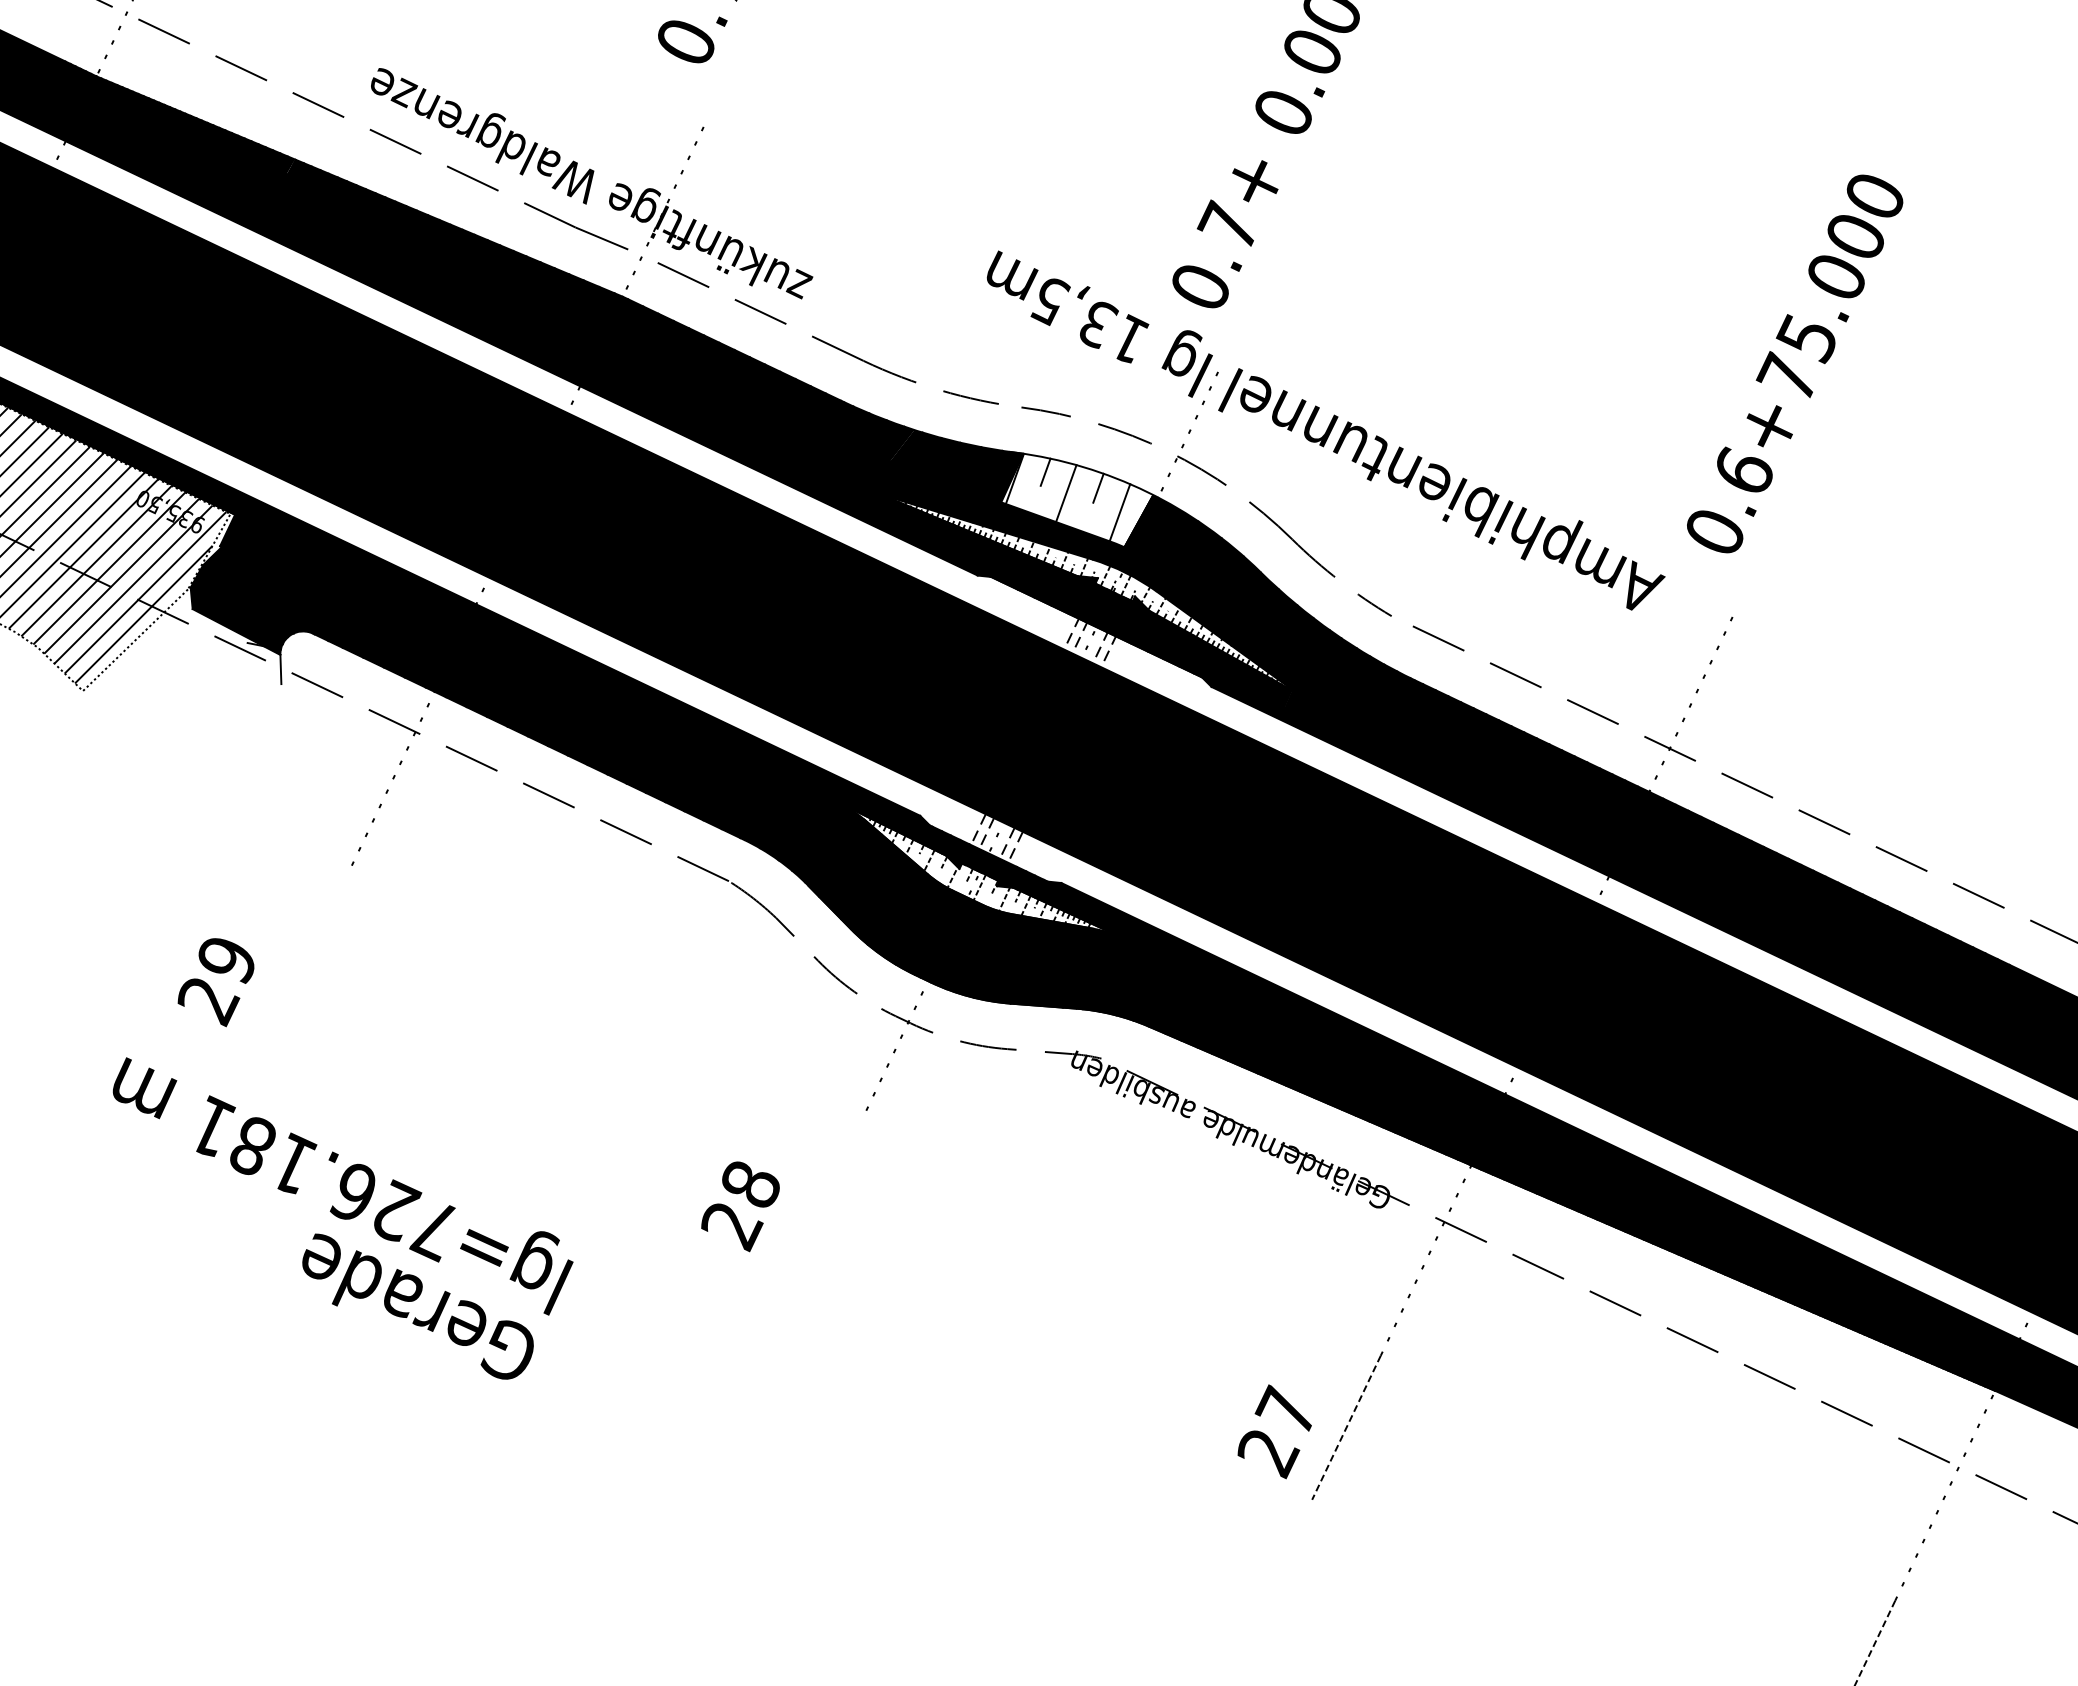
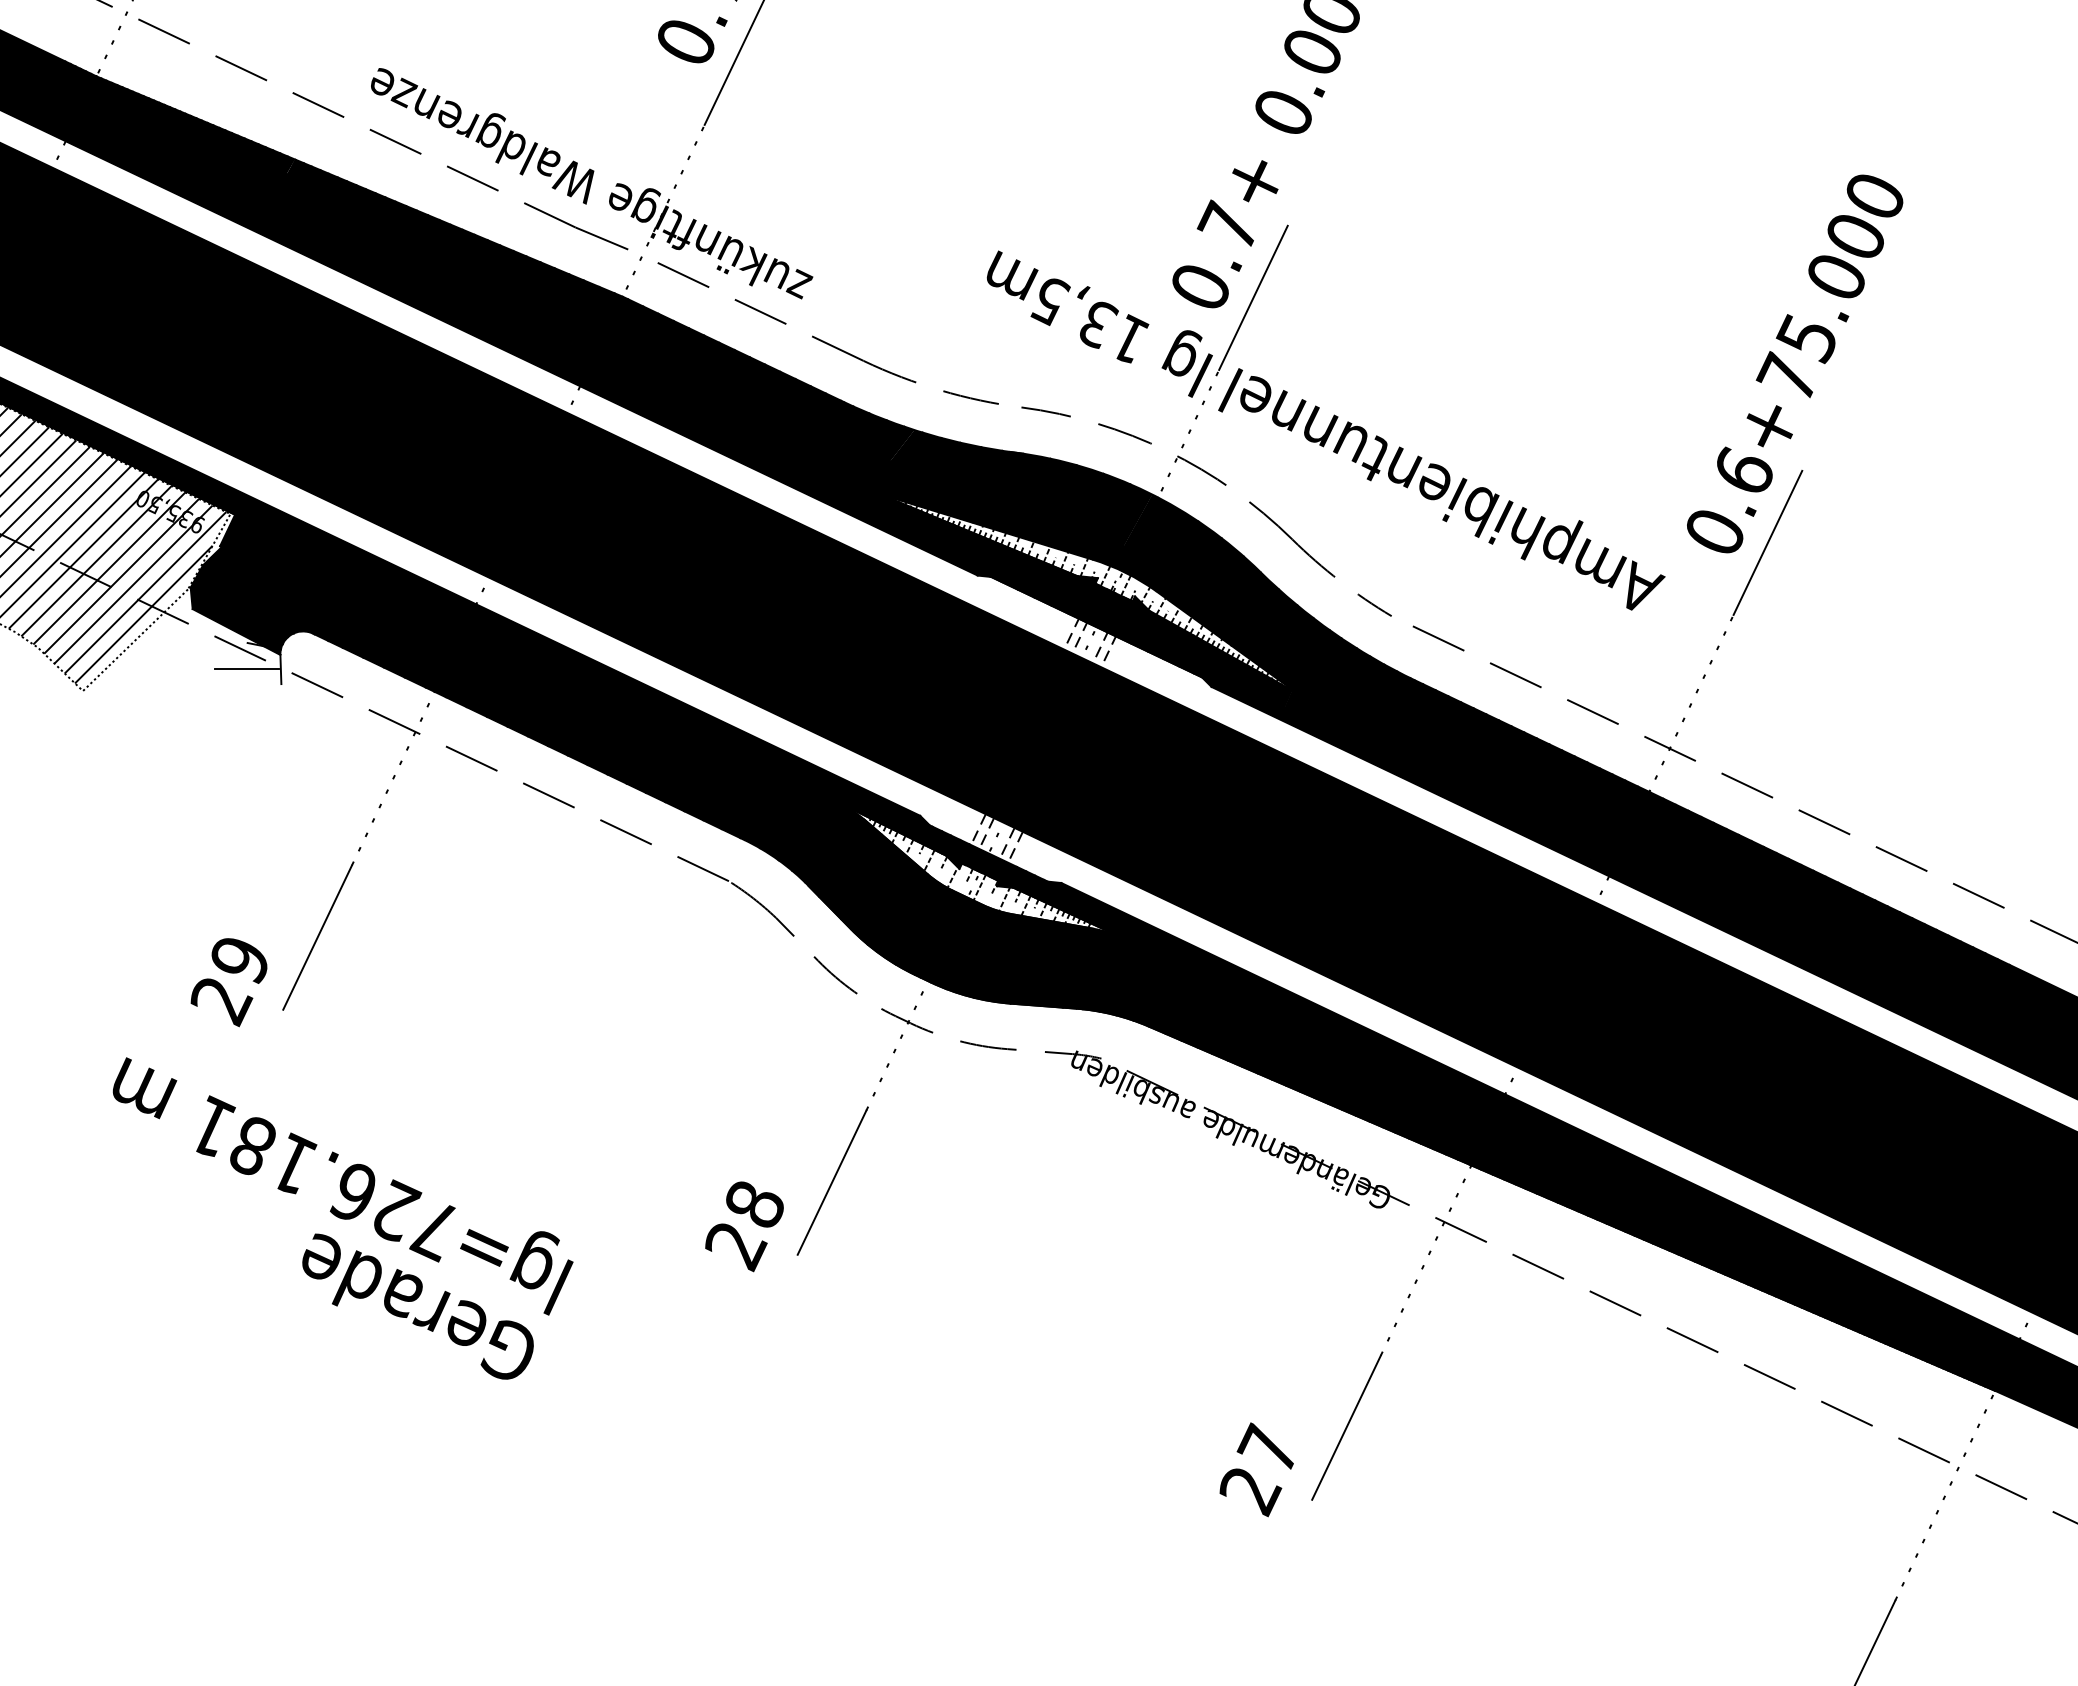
line: none -> present (733, 63)
line: none -> present (1253, 297)
fill: none -> present (1076, 499)
line: none -> present (1767, 542)
line: none -> present (247, 668)
line: none -> present (317, 937)
text position: (215, 982) -> (228, 982) (228, 982)
line: none -> present (831, 1182)
text position: (740, 1206) -> (744, 1226) (744, 1226)
line: dashed -> solid (1346, 1427)
text position: (1274, 1431) -> (1256, 1469) (1256, 1469)
line: dashed -> solid (1875, 1643)
